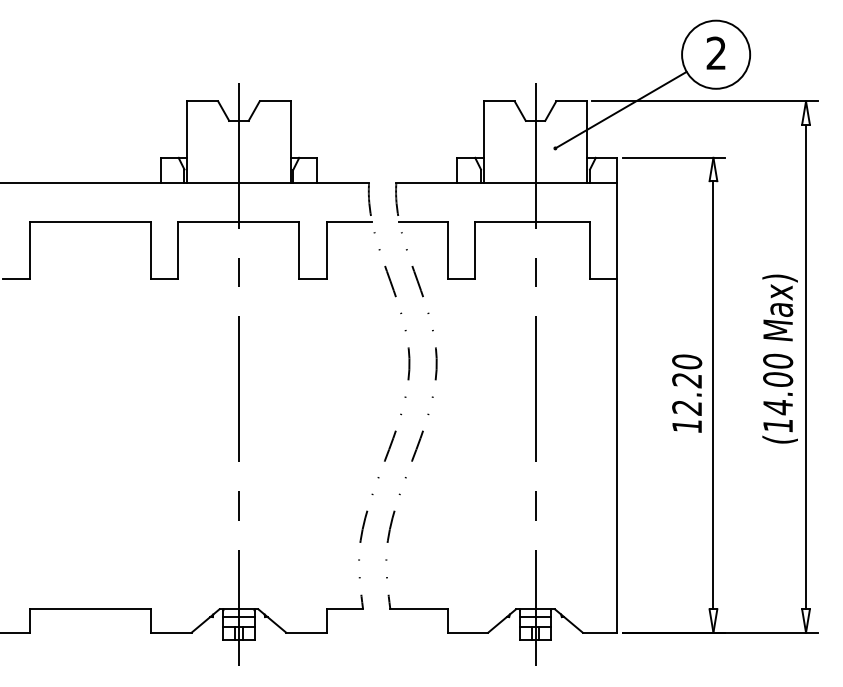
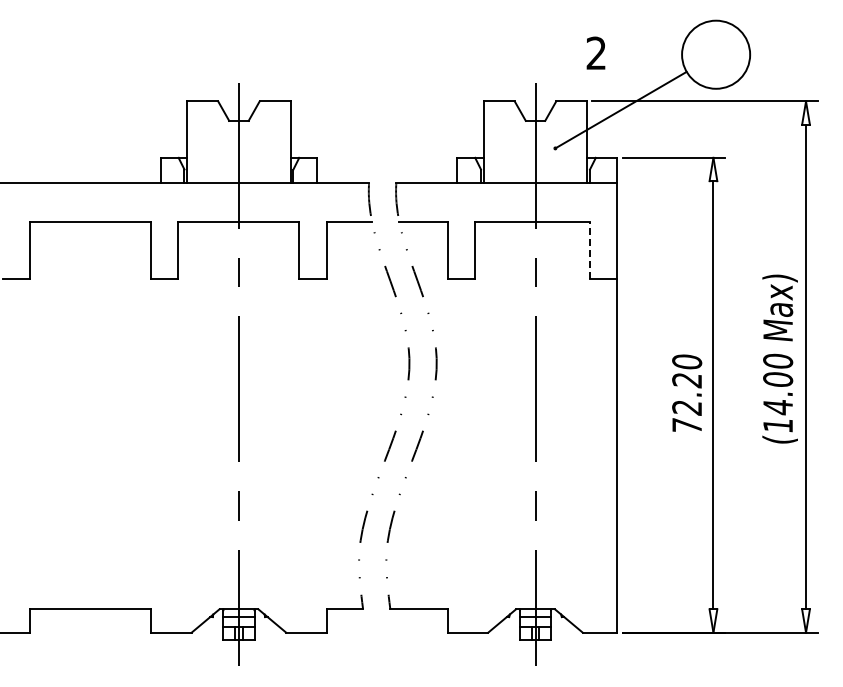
text position: (715, 52) -> (595, 52) (595, 52)
line: solid -> dashed (590, 249)
text: 12.20 -> 72.20 (686, 425)
